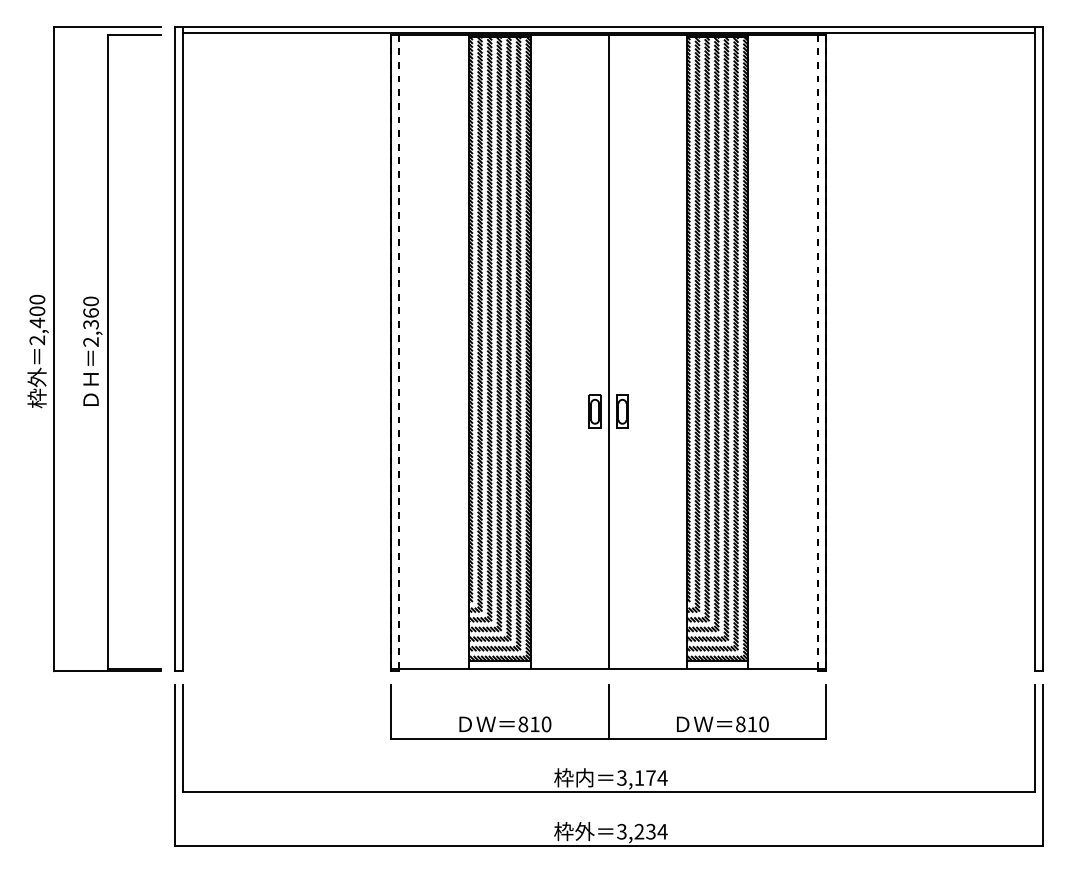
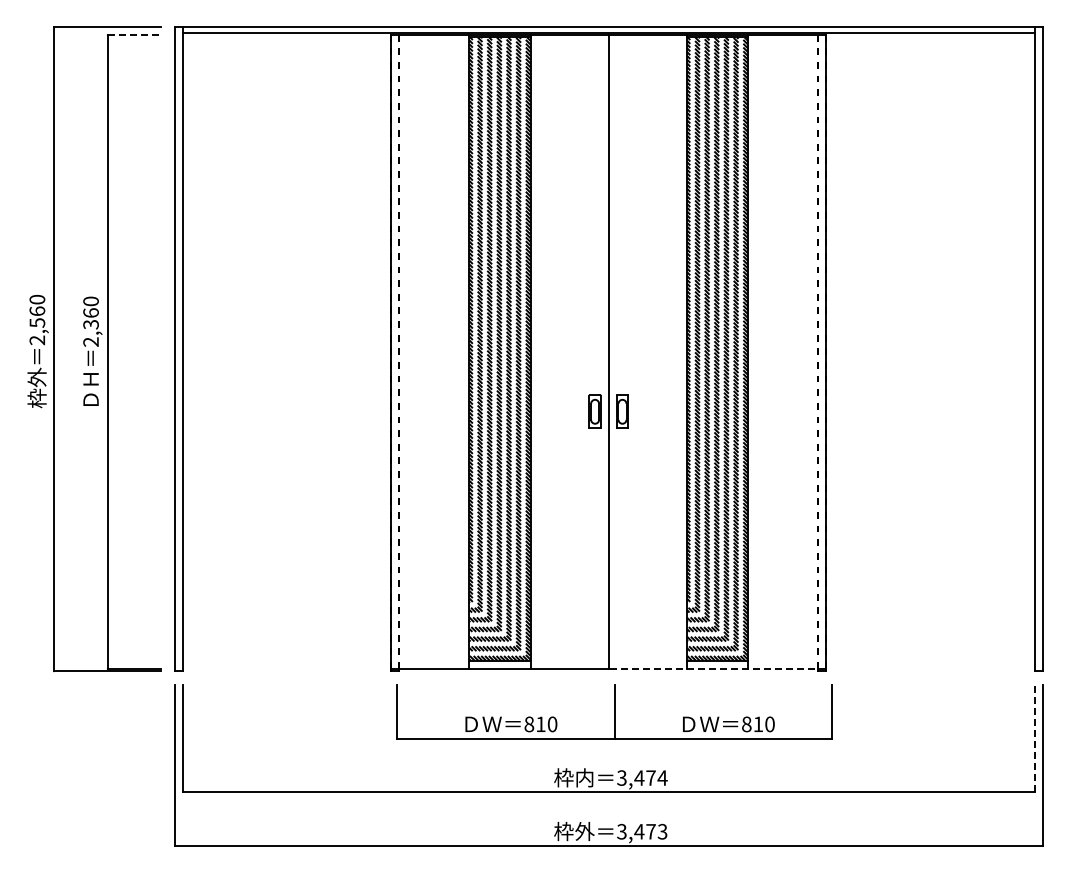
line: solid -> dashed (134, 35)
text: 2,400 -> 2,560 (37, 317)
line: solid -> dashed (717, 668)
part position: (608, 711) -> (614, 711) (614, 711)
line: solid -> dashed (1034, 738)
text: 3,174 -> 3,474 (639, 777)
text: 3,234 -> 3,473 (650, 831)
